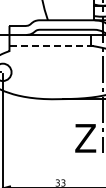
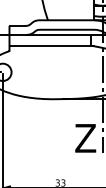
line: dashed -> solid (52, 46)
